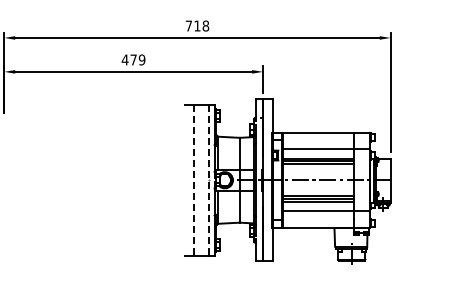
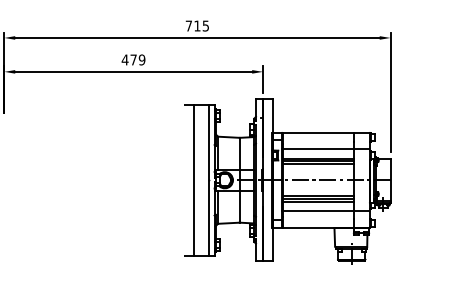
text: 718 -> 715 (205, 25)
line: dashed -> solid (194, 180)
line: dashed -> solid (208, 180)
